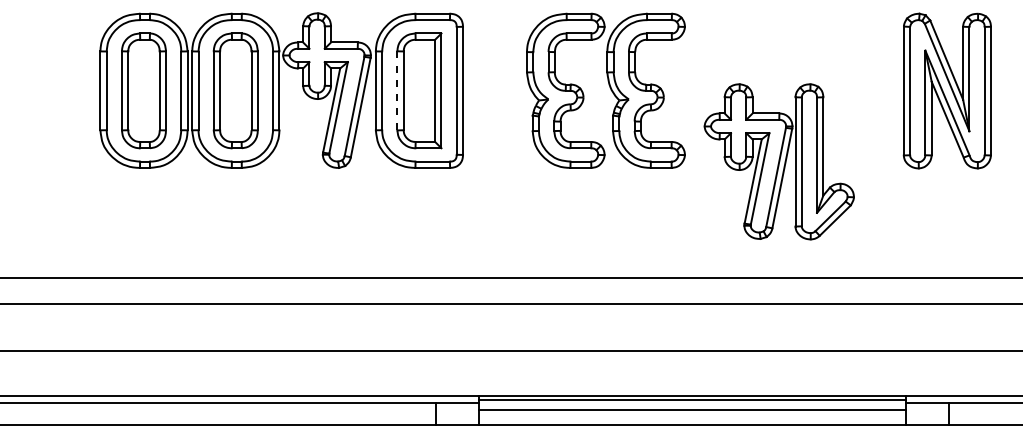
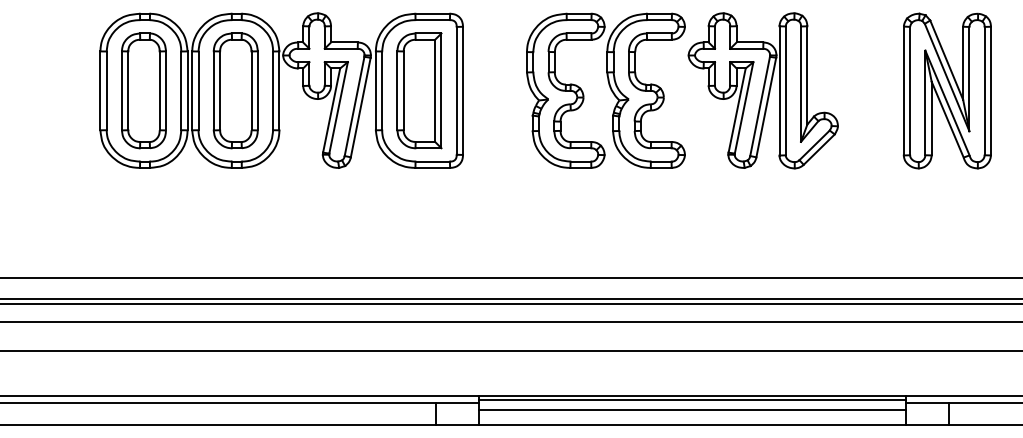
line: dashed -> solid (397, 90)
part position: (778, 161) -> (762, 90) (762, 90)
line: none -> present (510, 299)
line: none -> present (510, 322)
